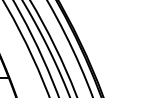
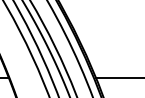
line: none -> present (118, 78)
